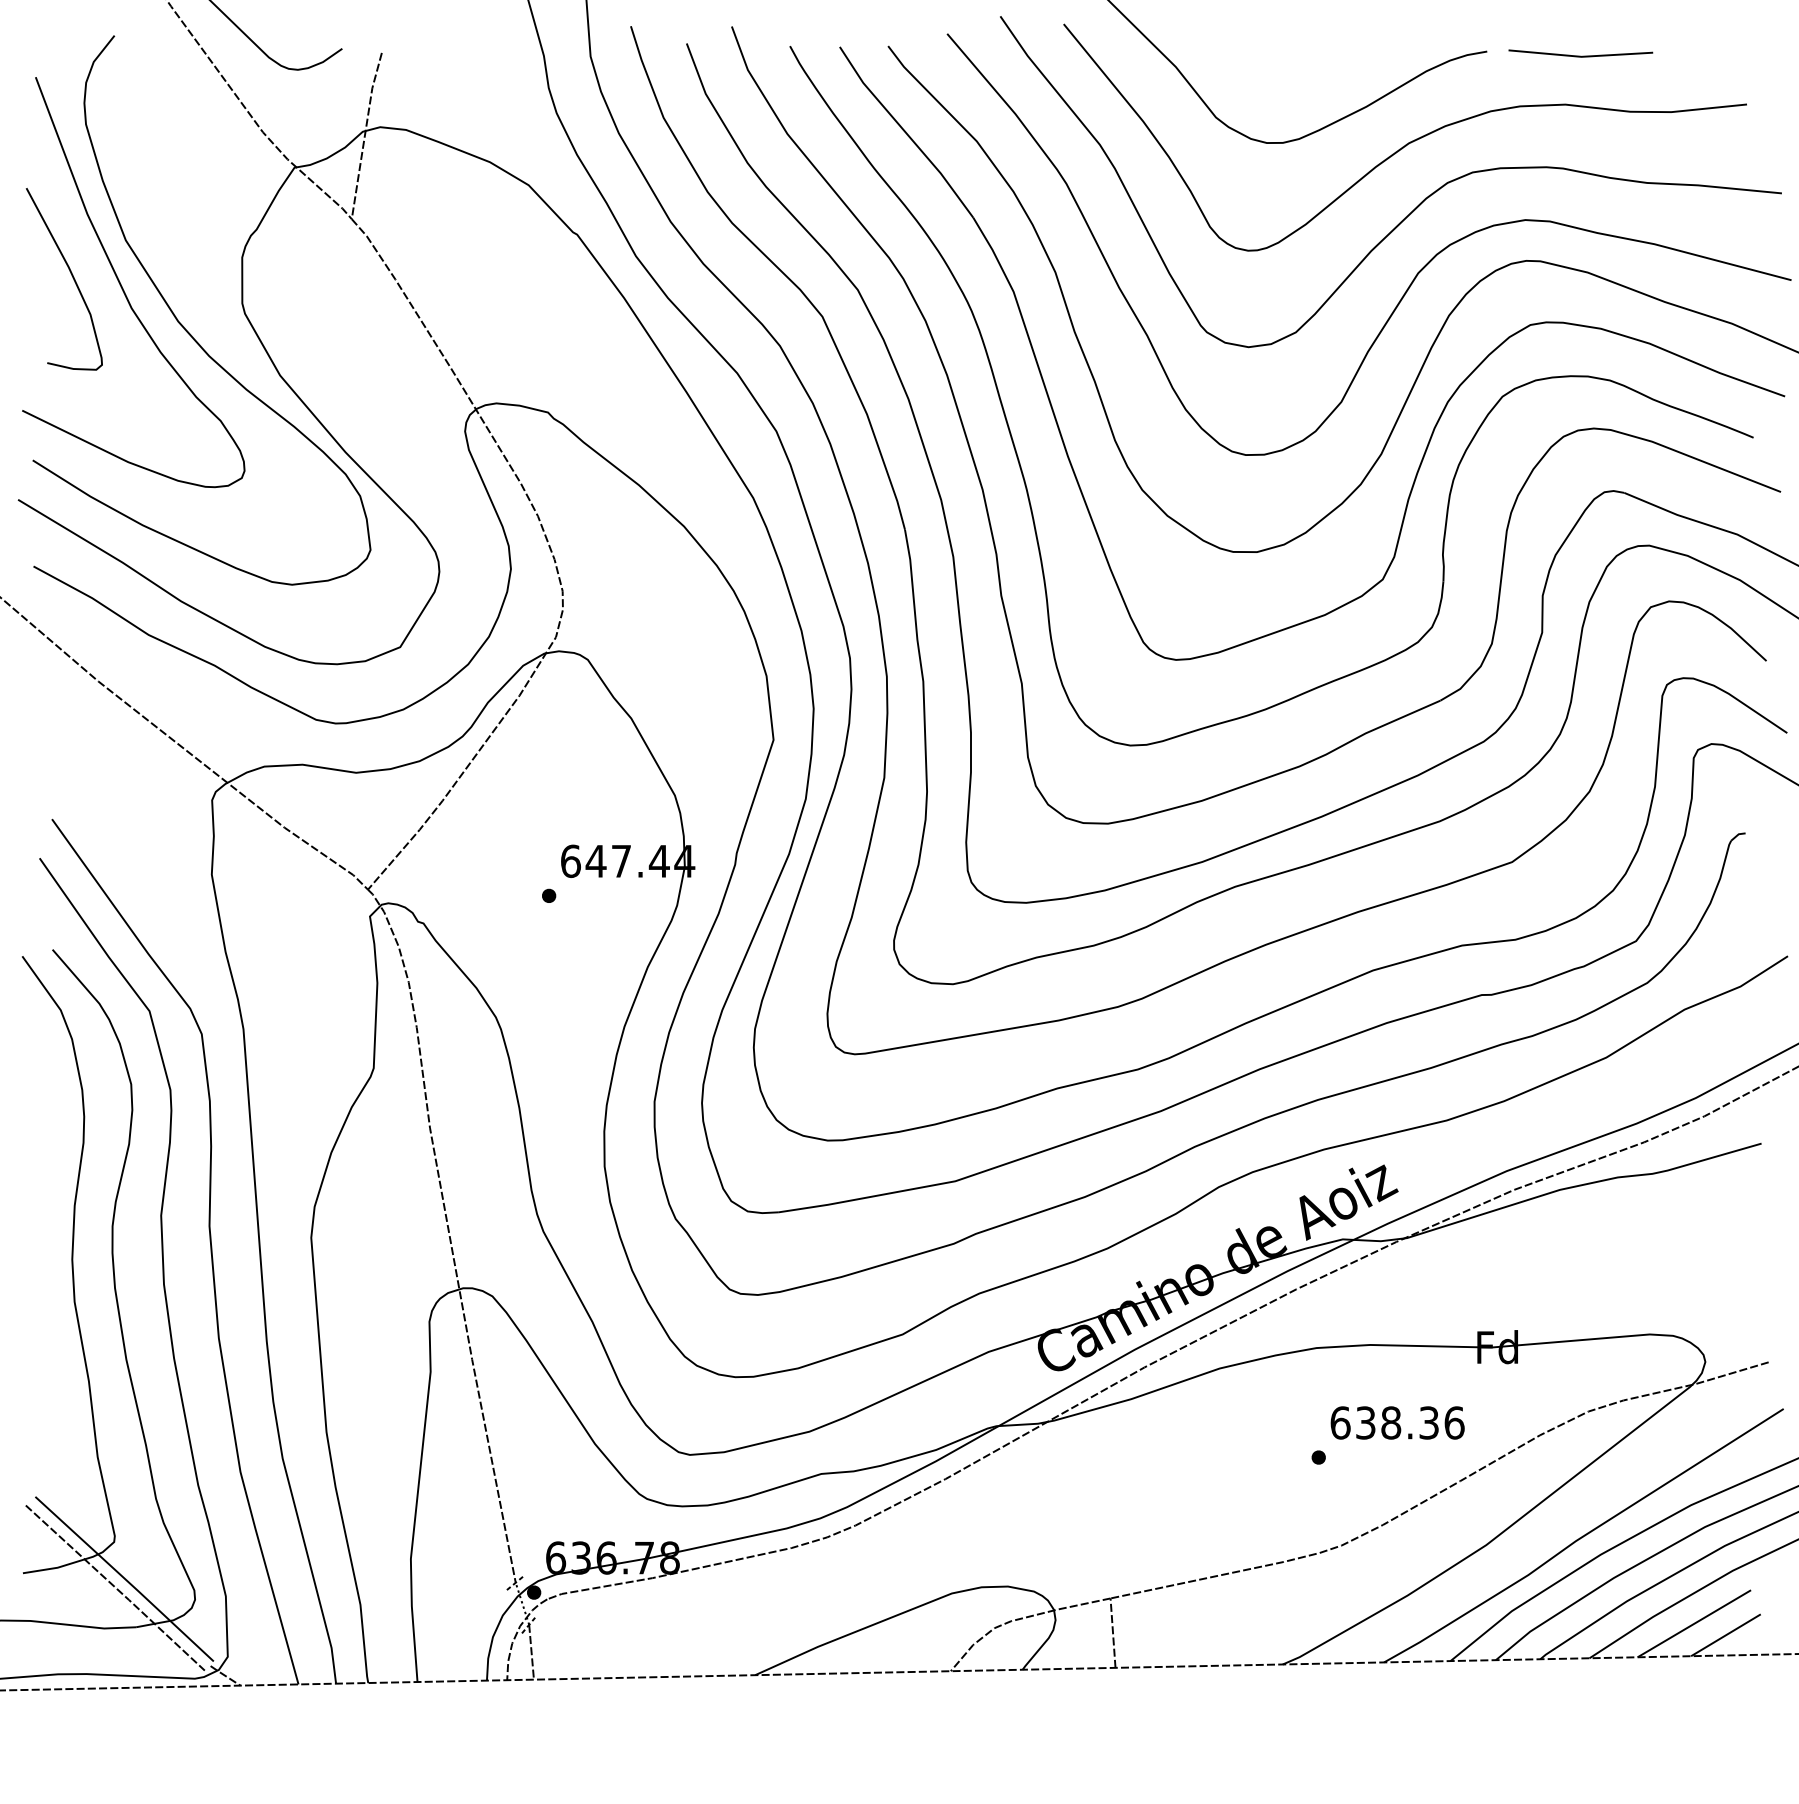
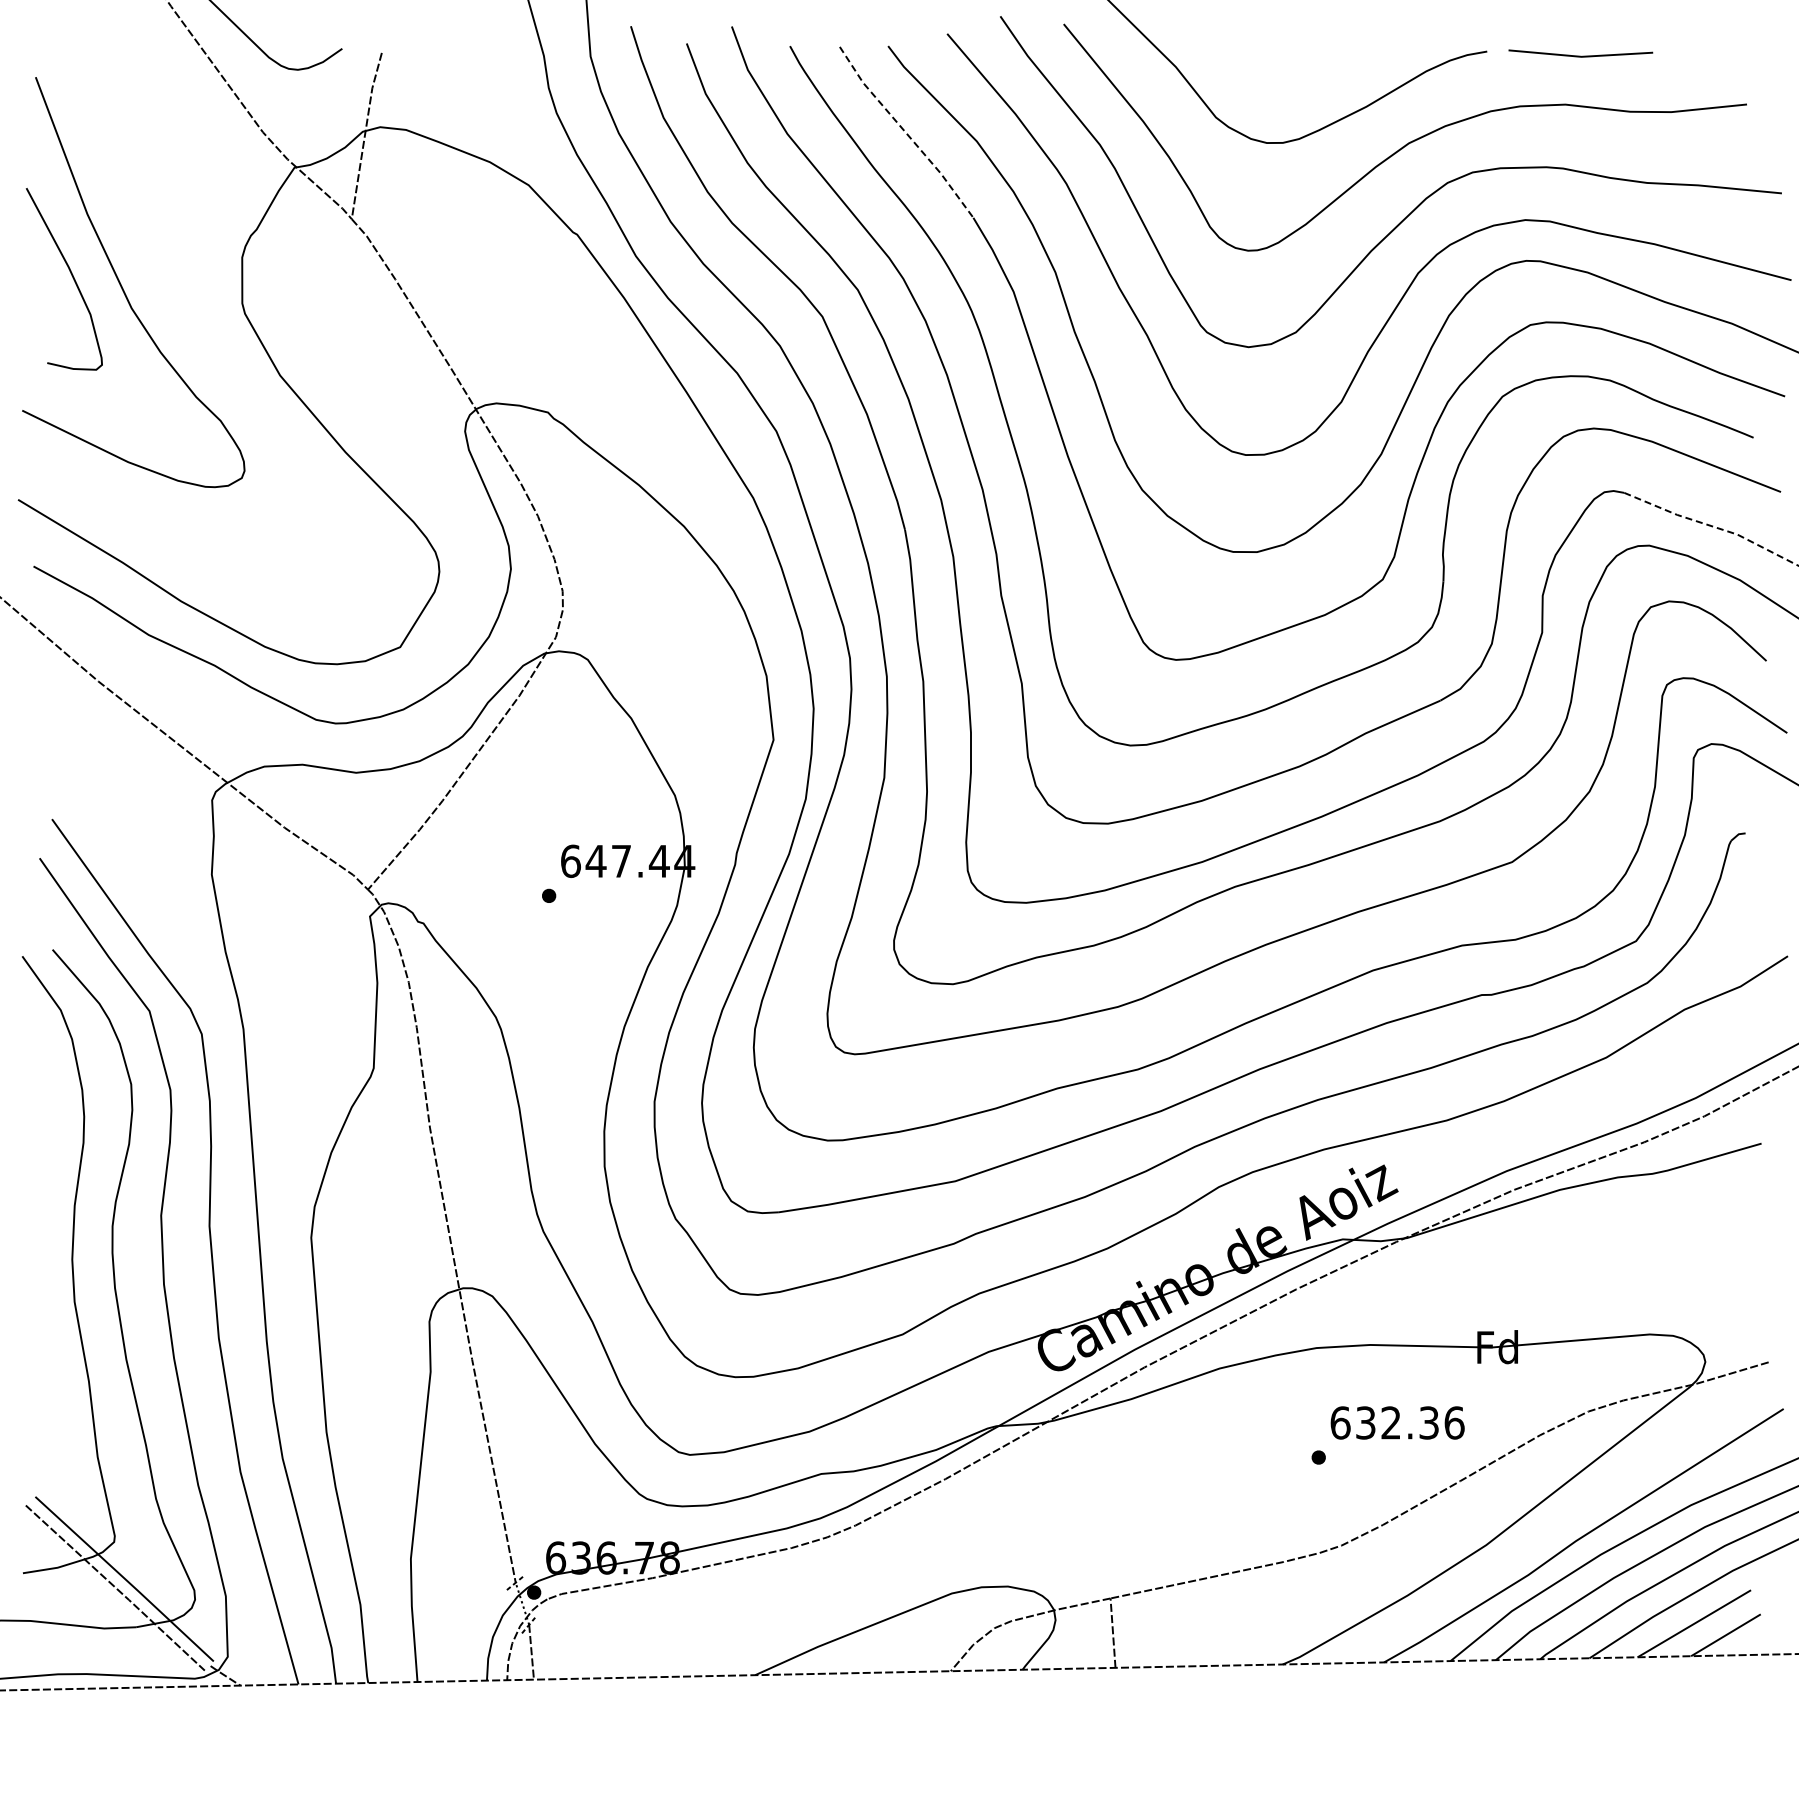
line: solid -> dashed (906, 133)
curve: present -> none (184, 326)
line: solid -> dashed (1712, 526)
text: 638.36 -> 632.36 (1391, 1422)
